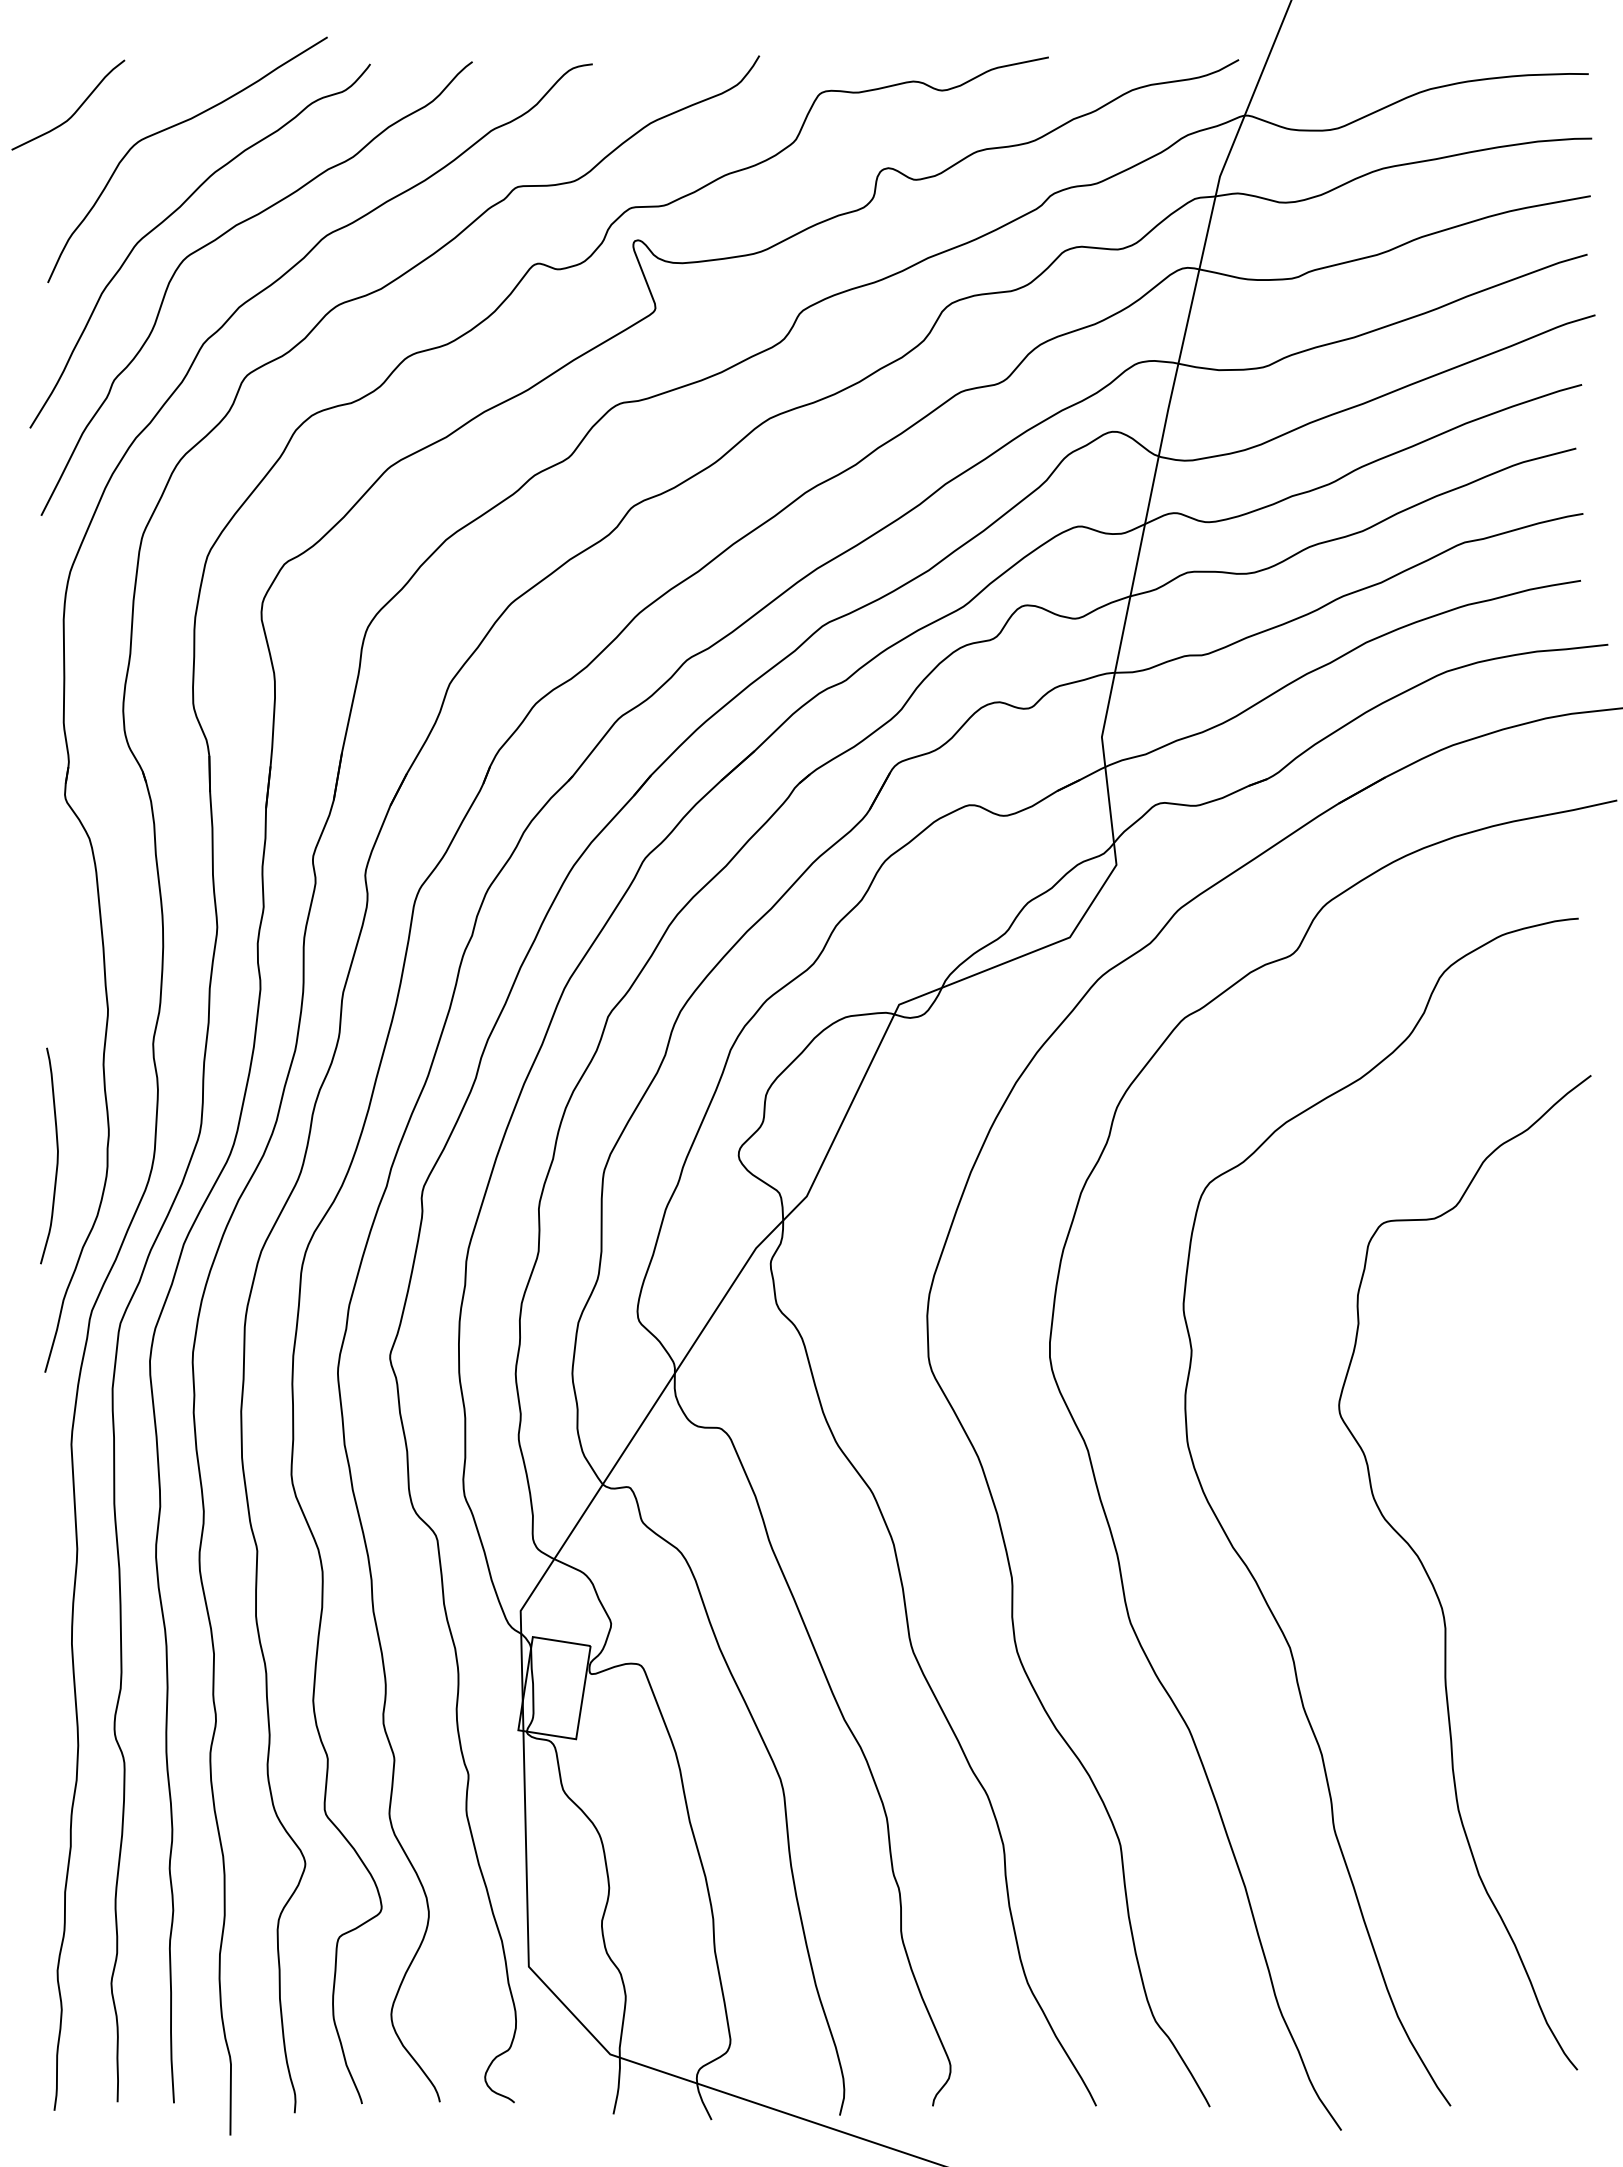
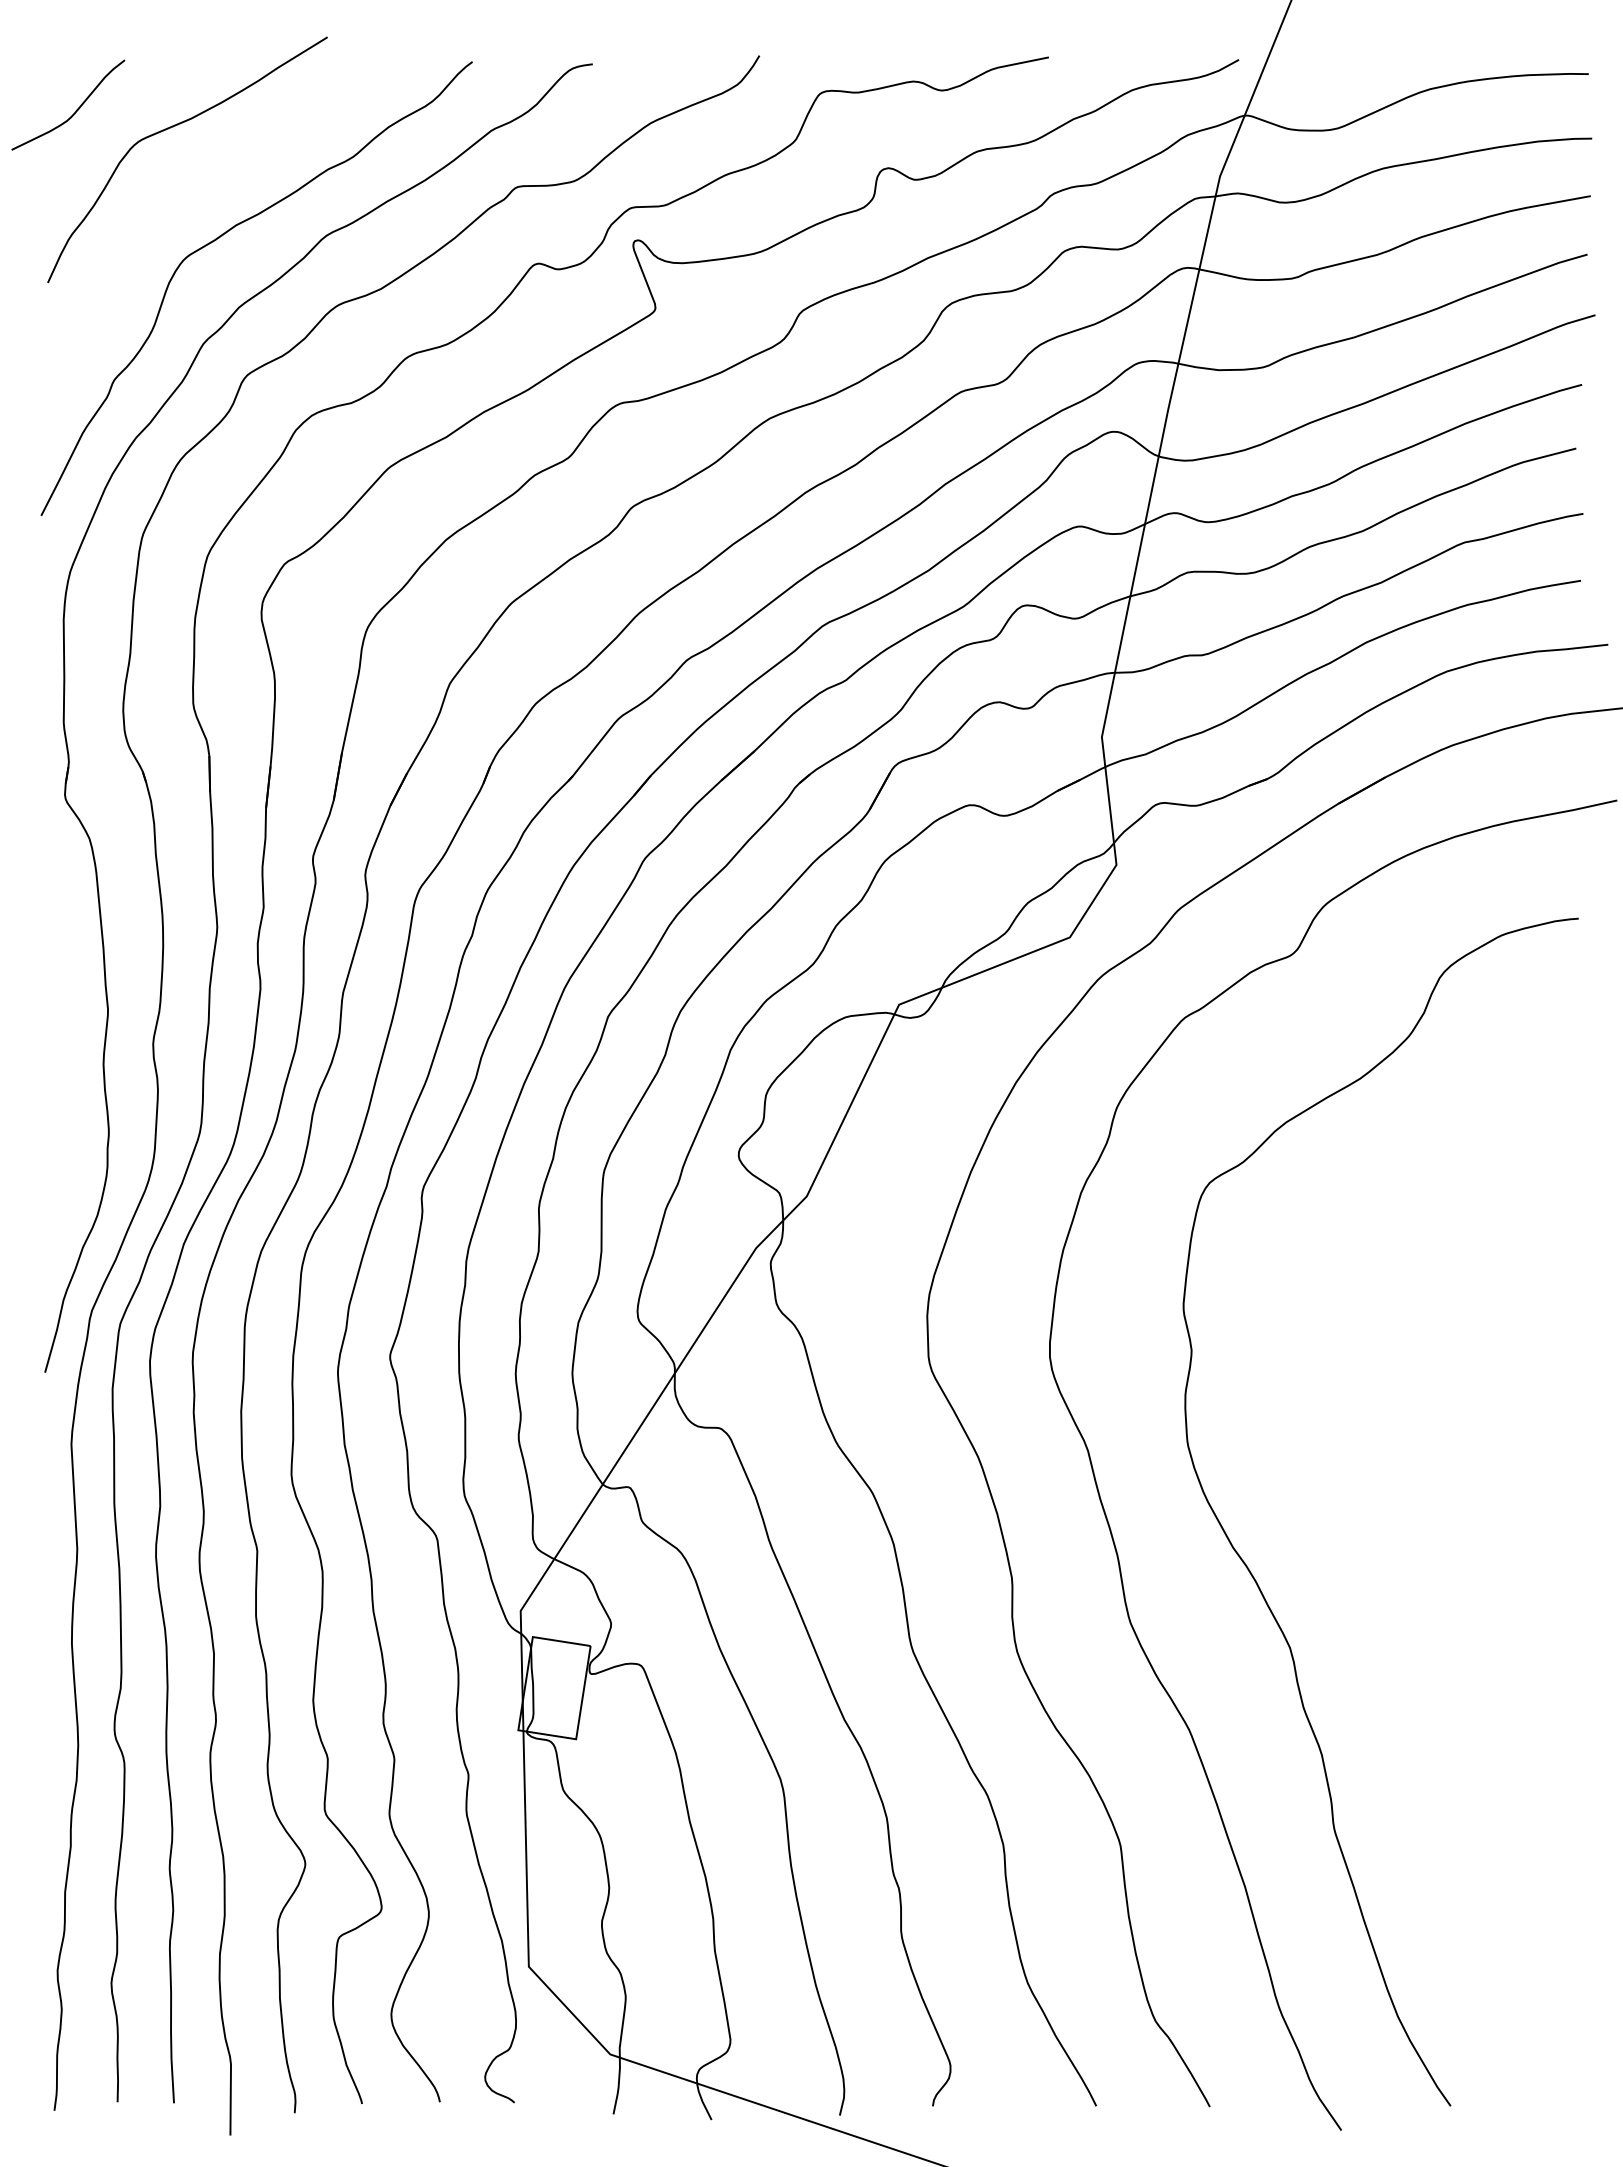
curve: present -> none (175, 212)
curve: present -> none (56, 1156)
curve: present -> none (1434, 1586)
